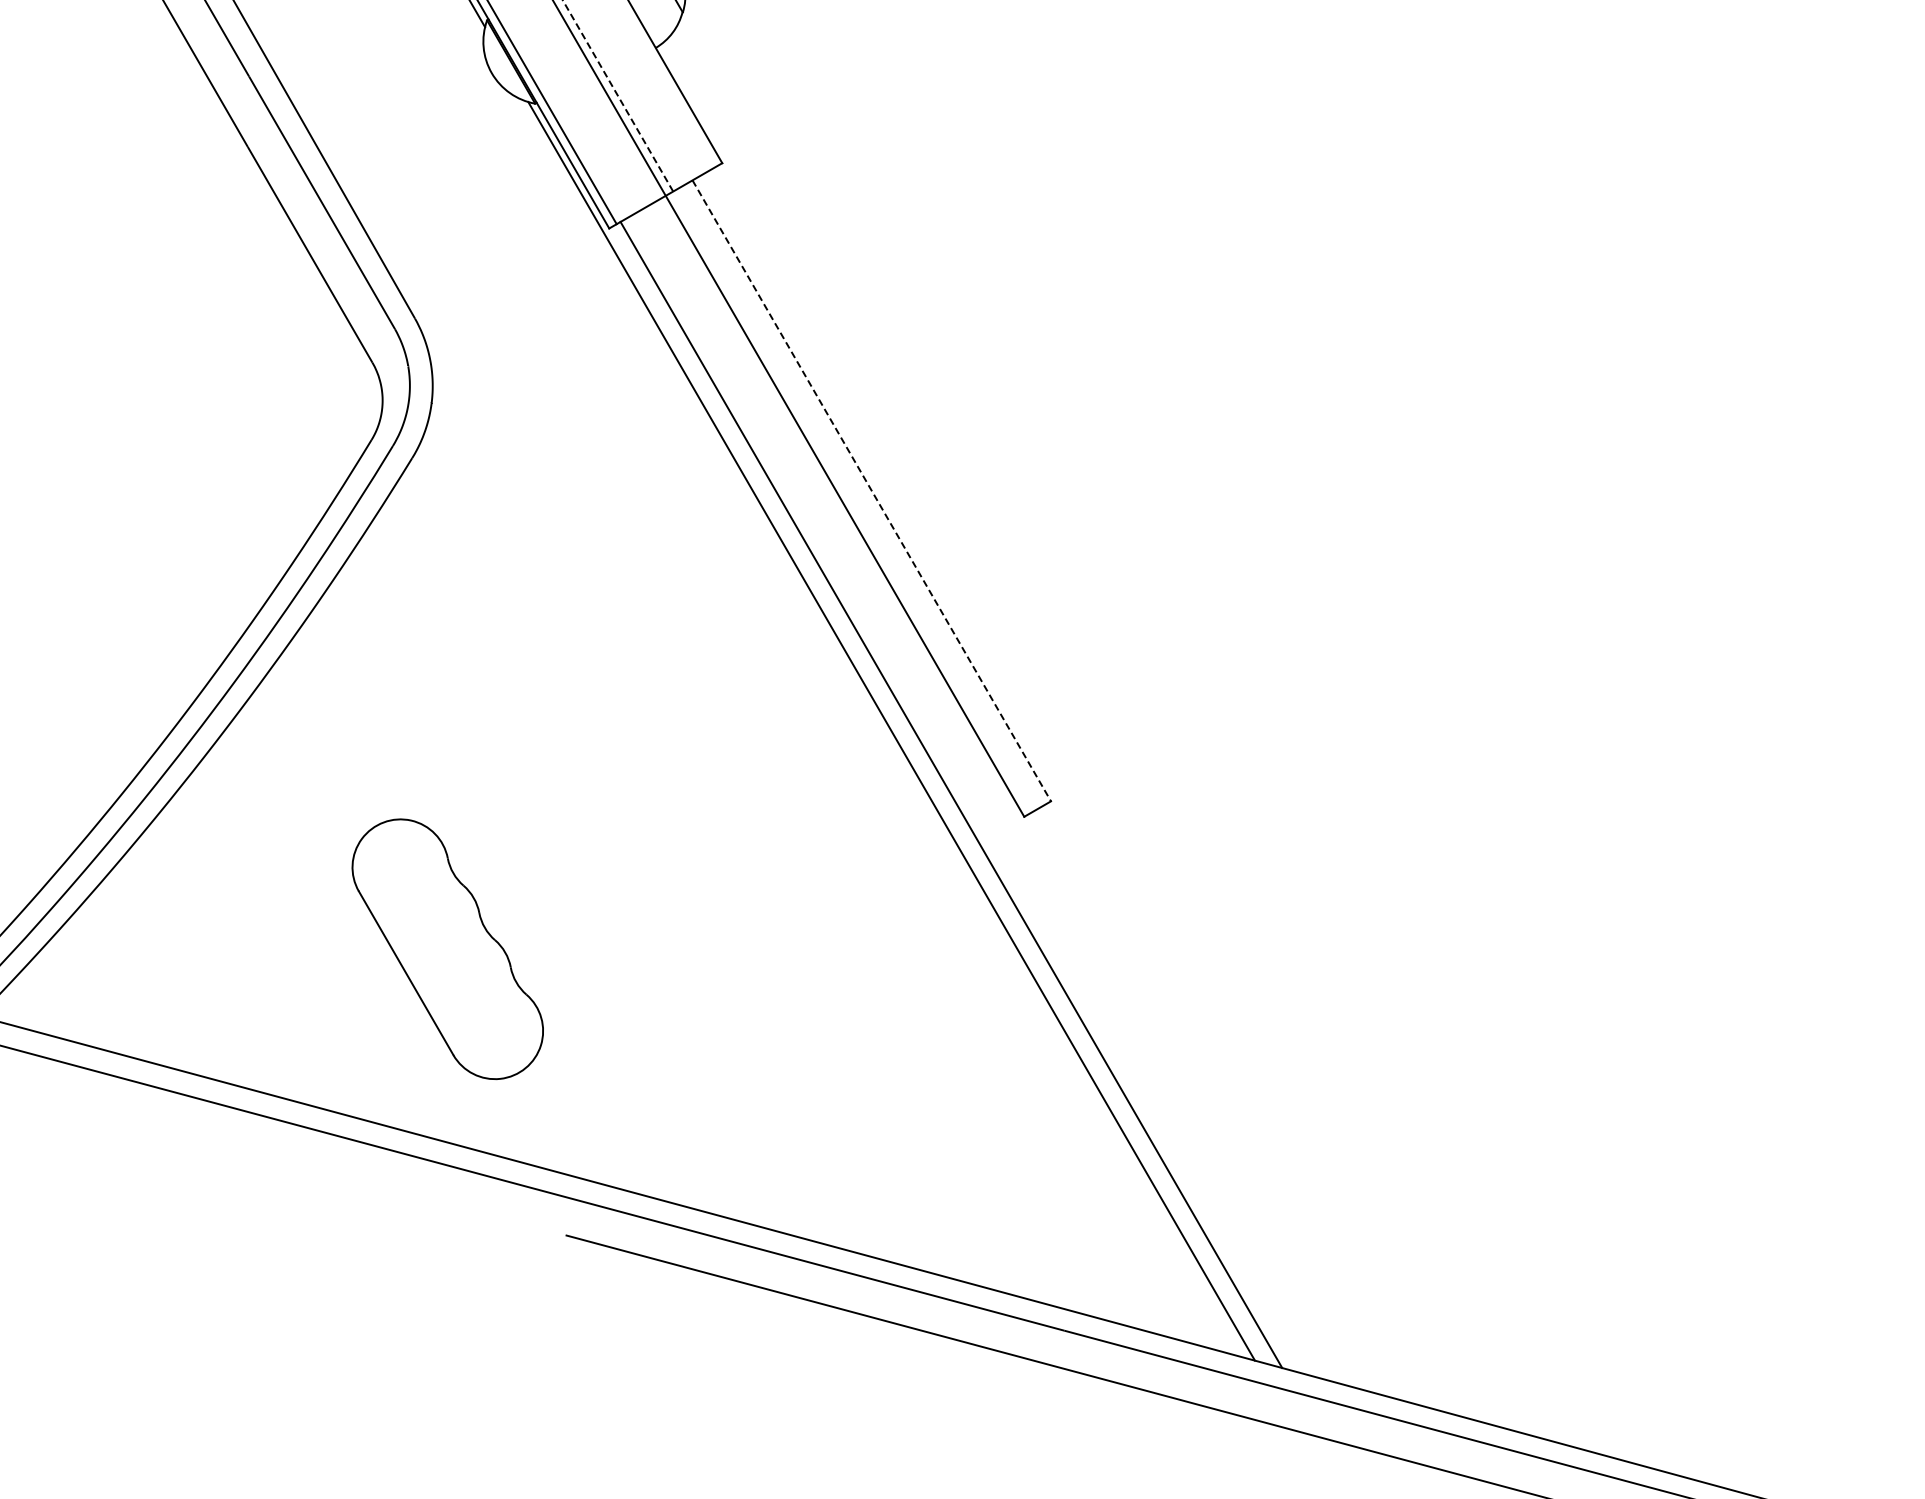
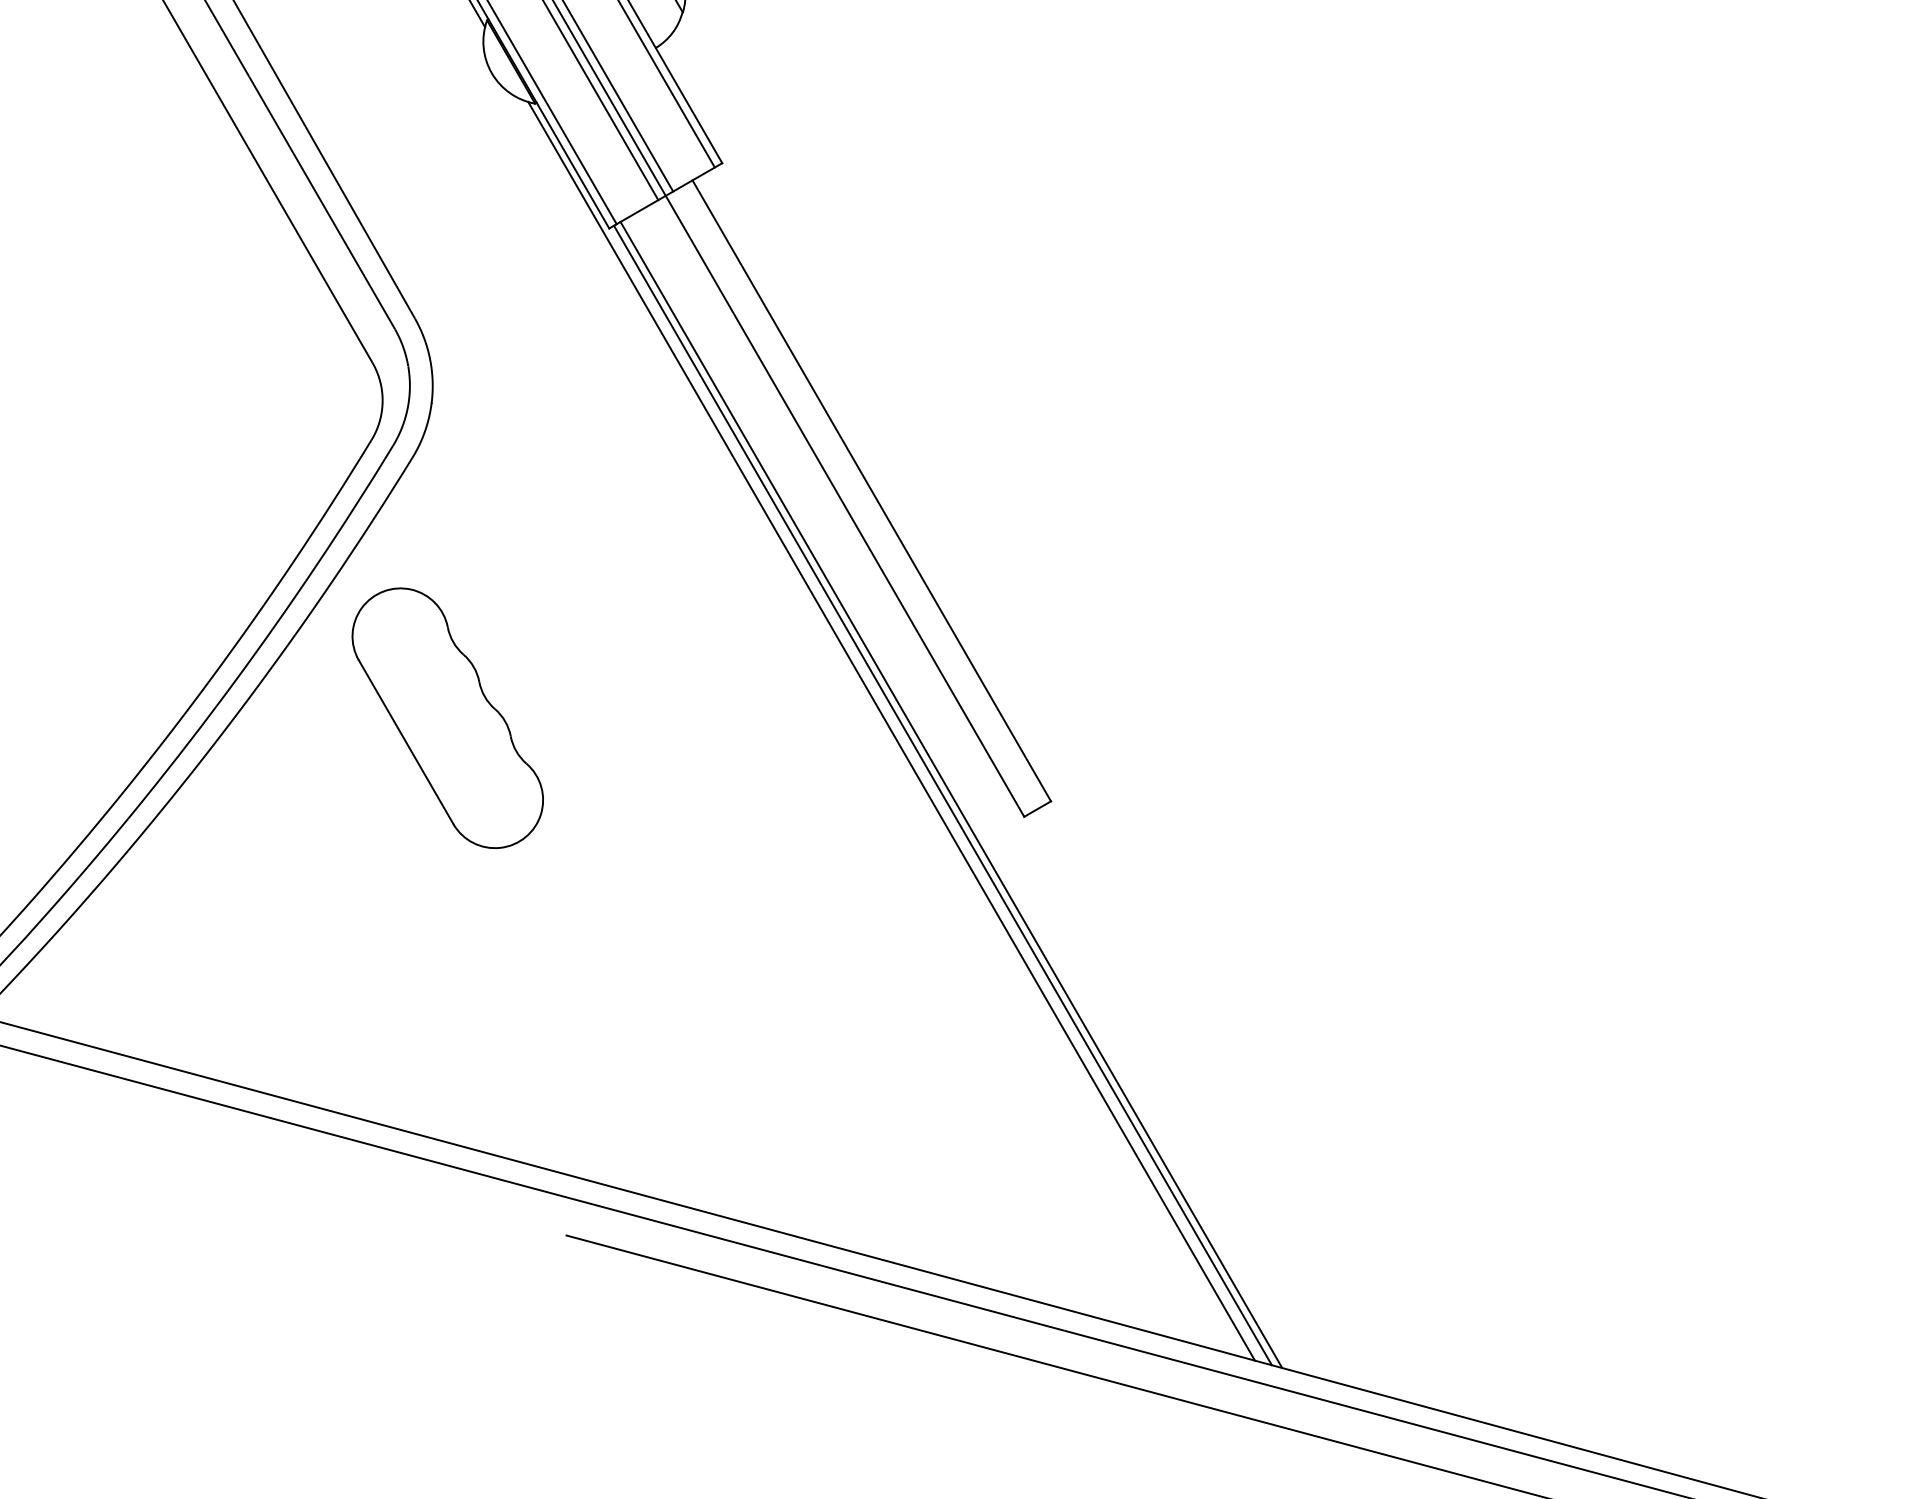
line: none -> present (666, 84)
line: dashed -> solid (617, 95)
line: none -> present (601, 101)
line: dashed -> solid (872, 491)
line: none -> present (942, 795)
part position: (447, 949) -> (447, 718) (447, 718)
